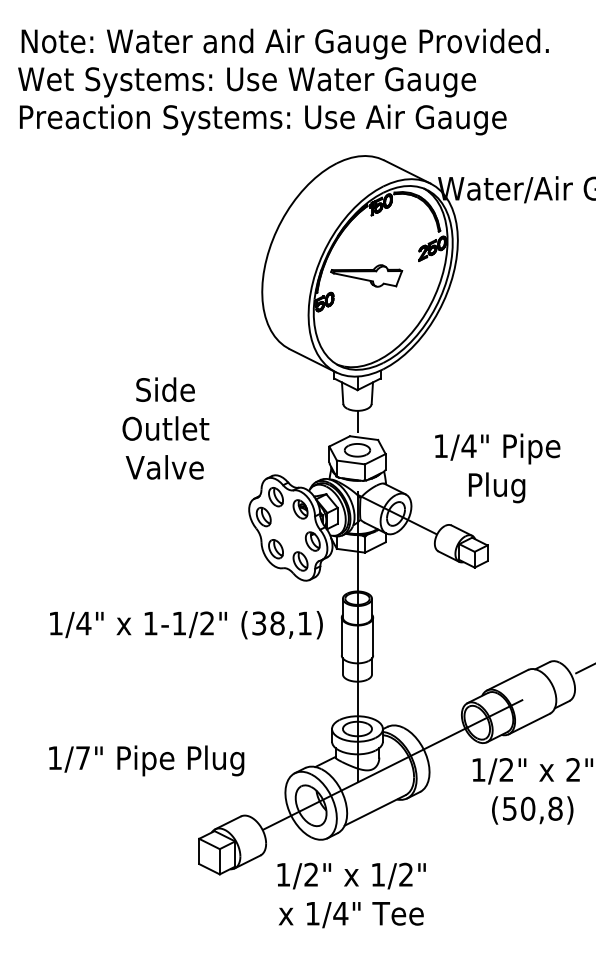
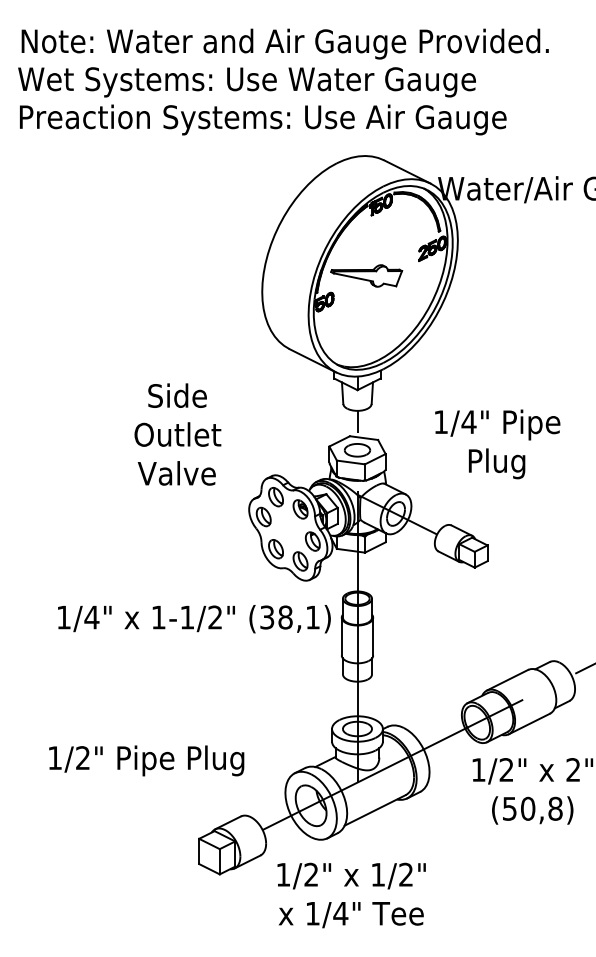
text position: (165, 428) -> (177, 434) (177, 434)
text position: (497, 468) -> (497, 444) (497, 444)
text position: (186, 625) -> (194, 619) (194, 619)
text: 1/7" -> 1/2" (82, 757)
